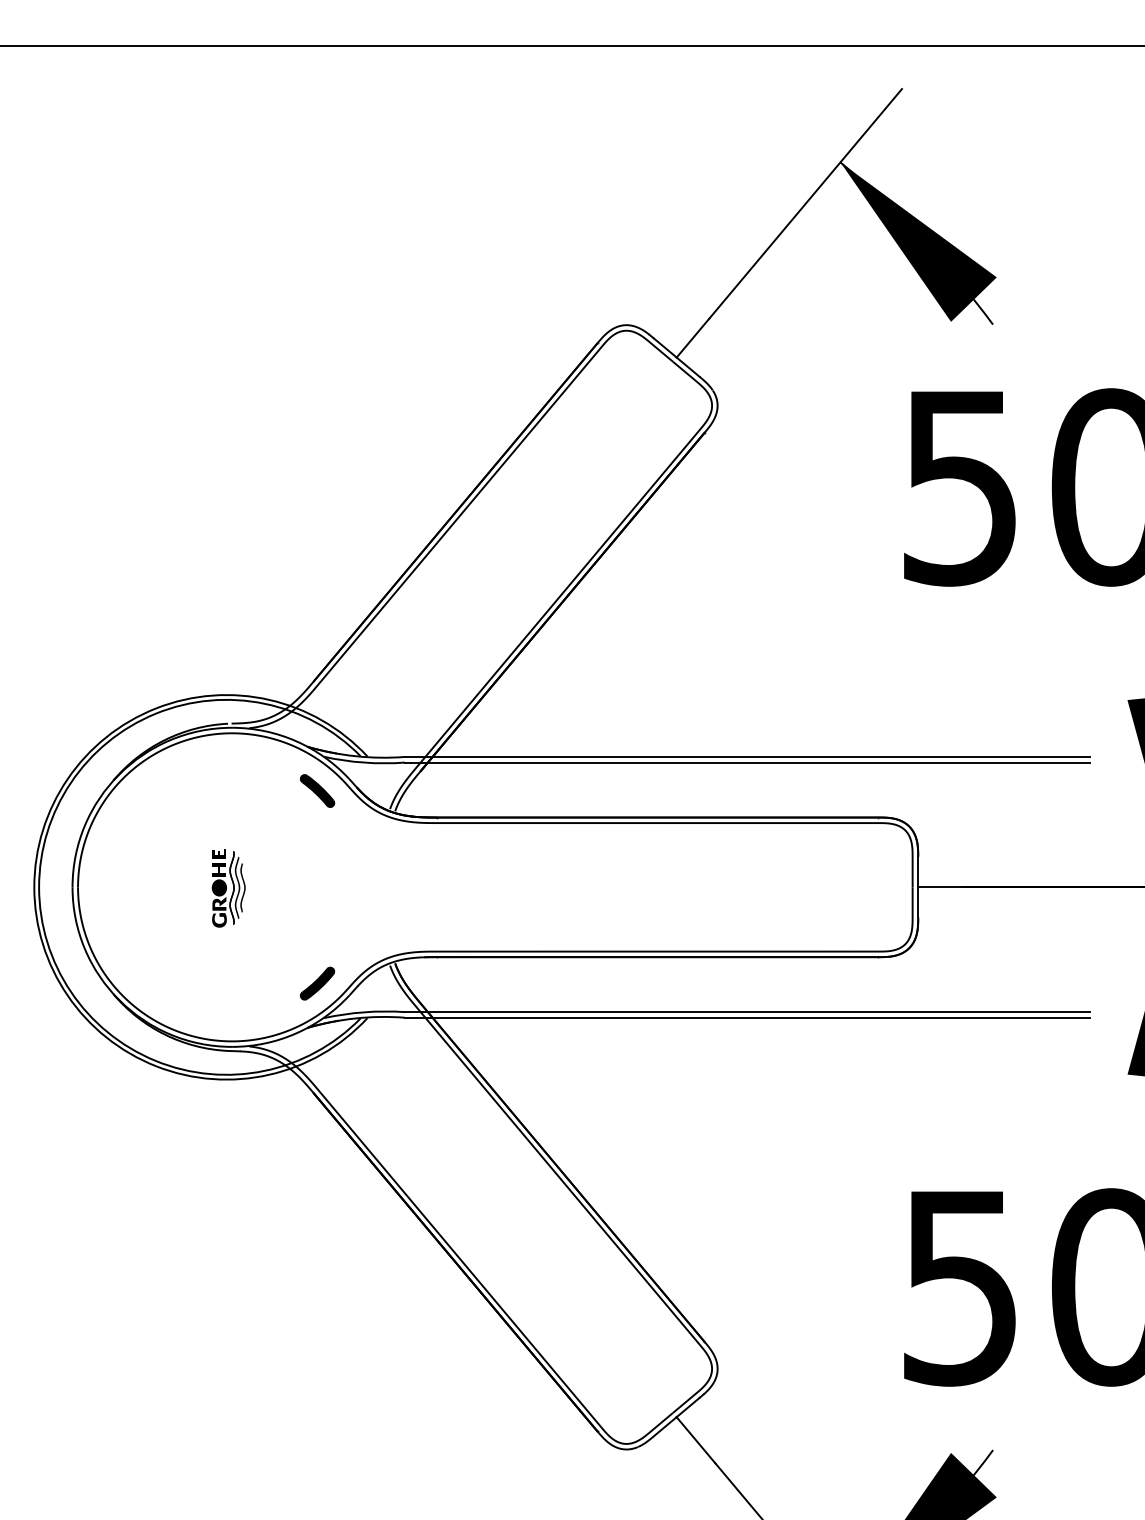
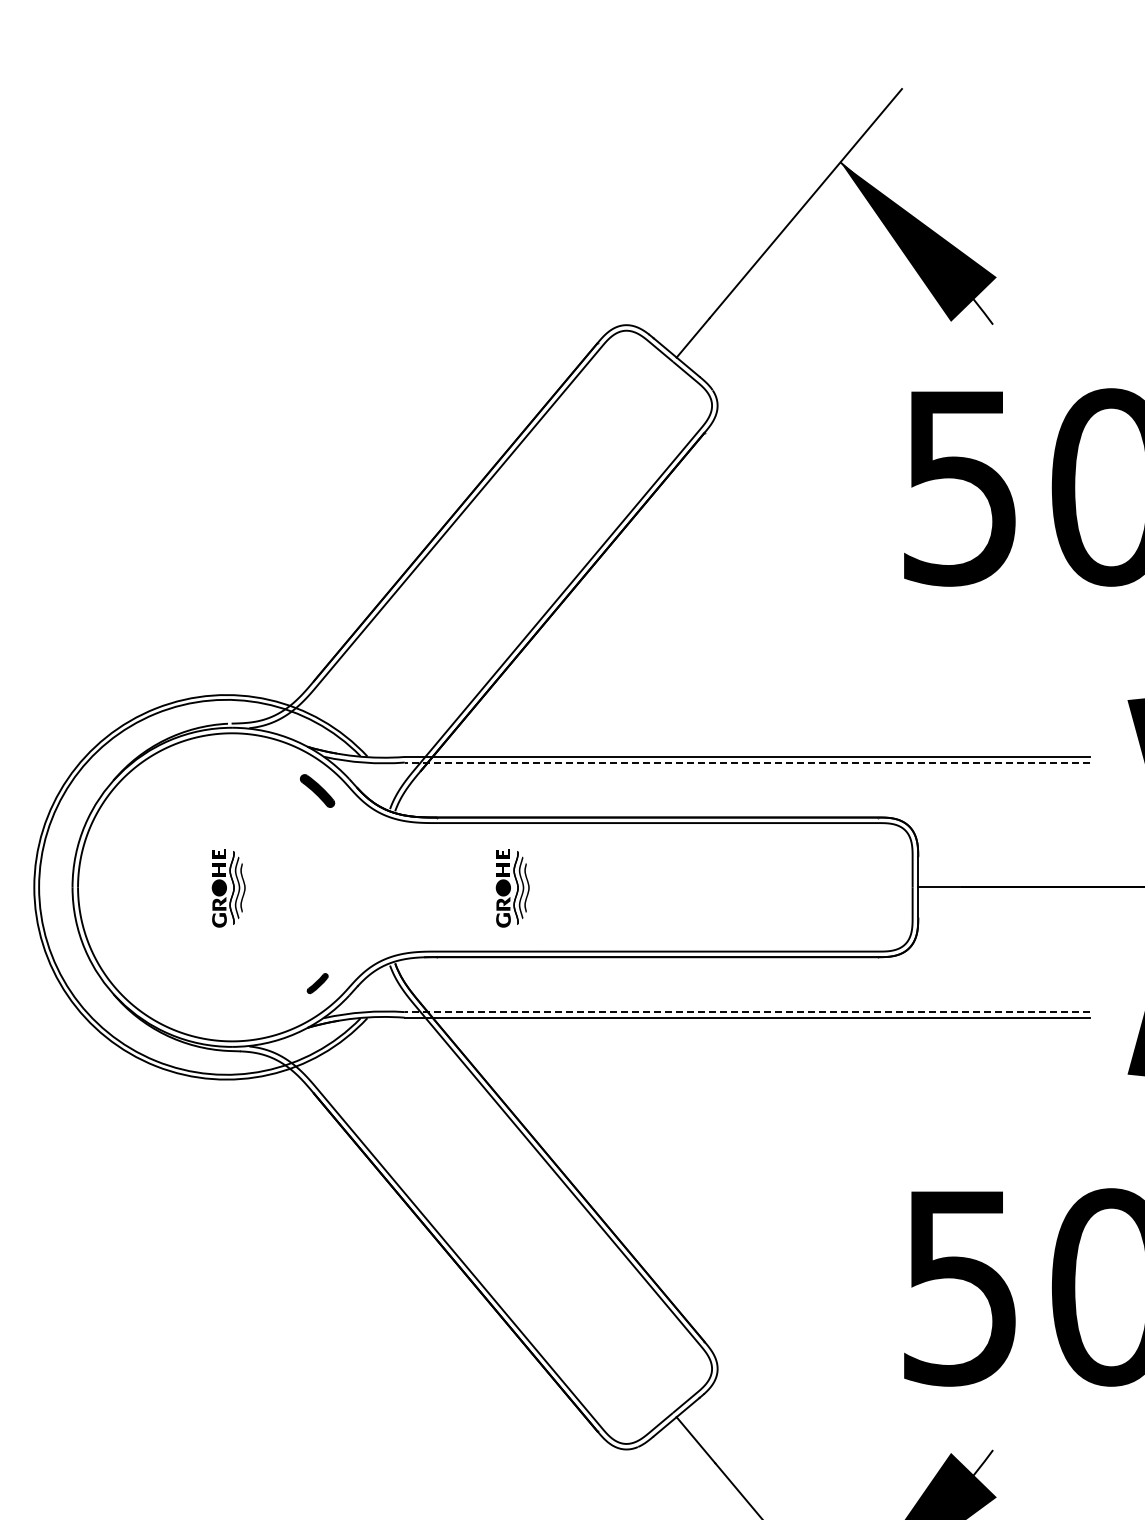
line: present -> none (571, 45)
line: solid -> dashed (747, 762)
part: none -> present (512, 888)
part size: 36x35 px -> 23x22 px (317, 983)
line: solid -> dashed (747, 1012)
